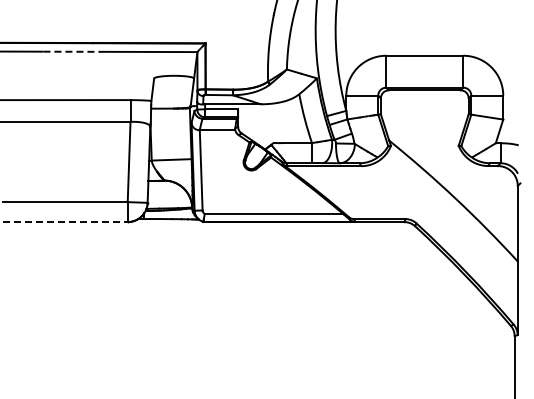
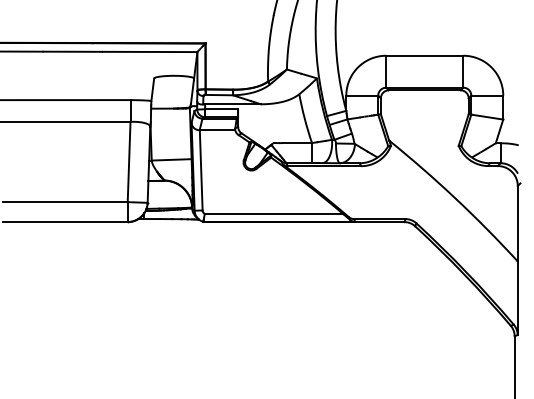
line: dashed -> solid (73, 51)
line: dashed -> solid (65, 222)
